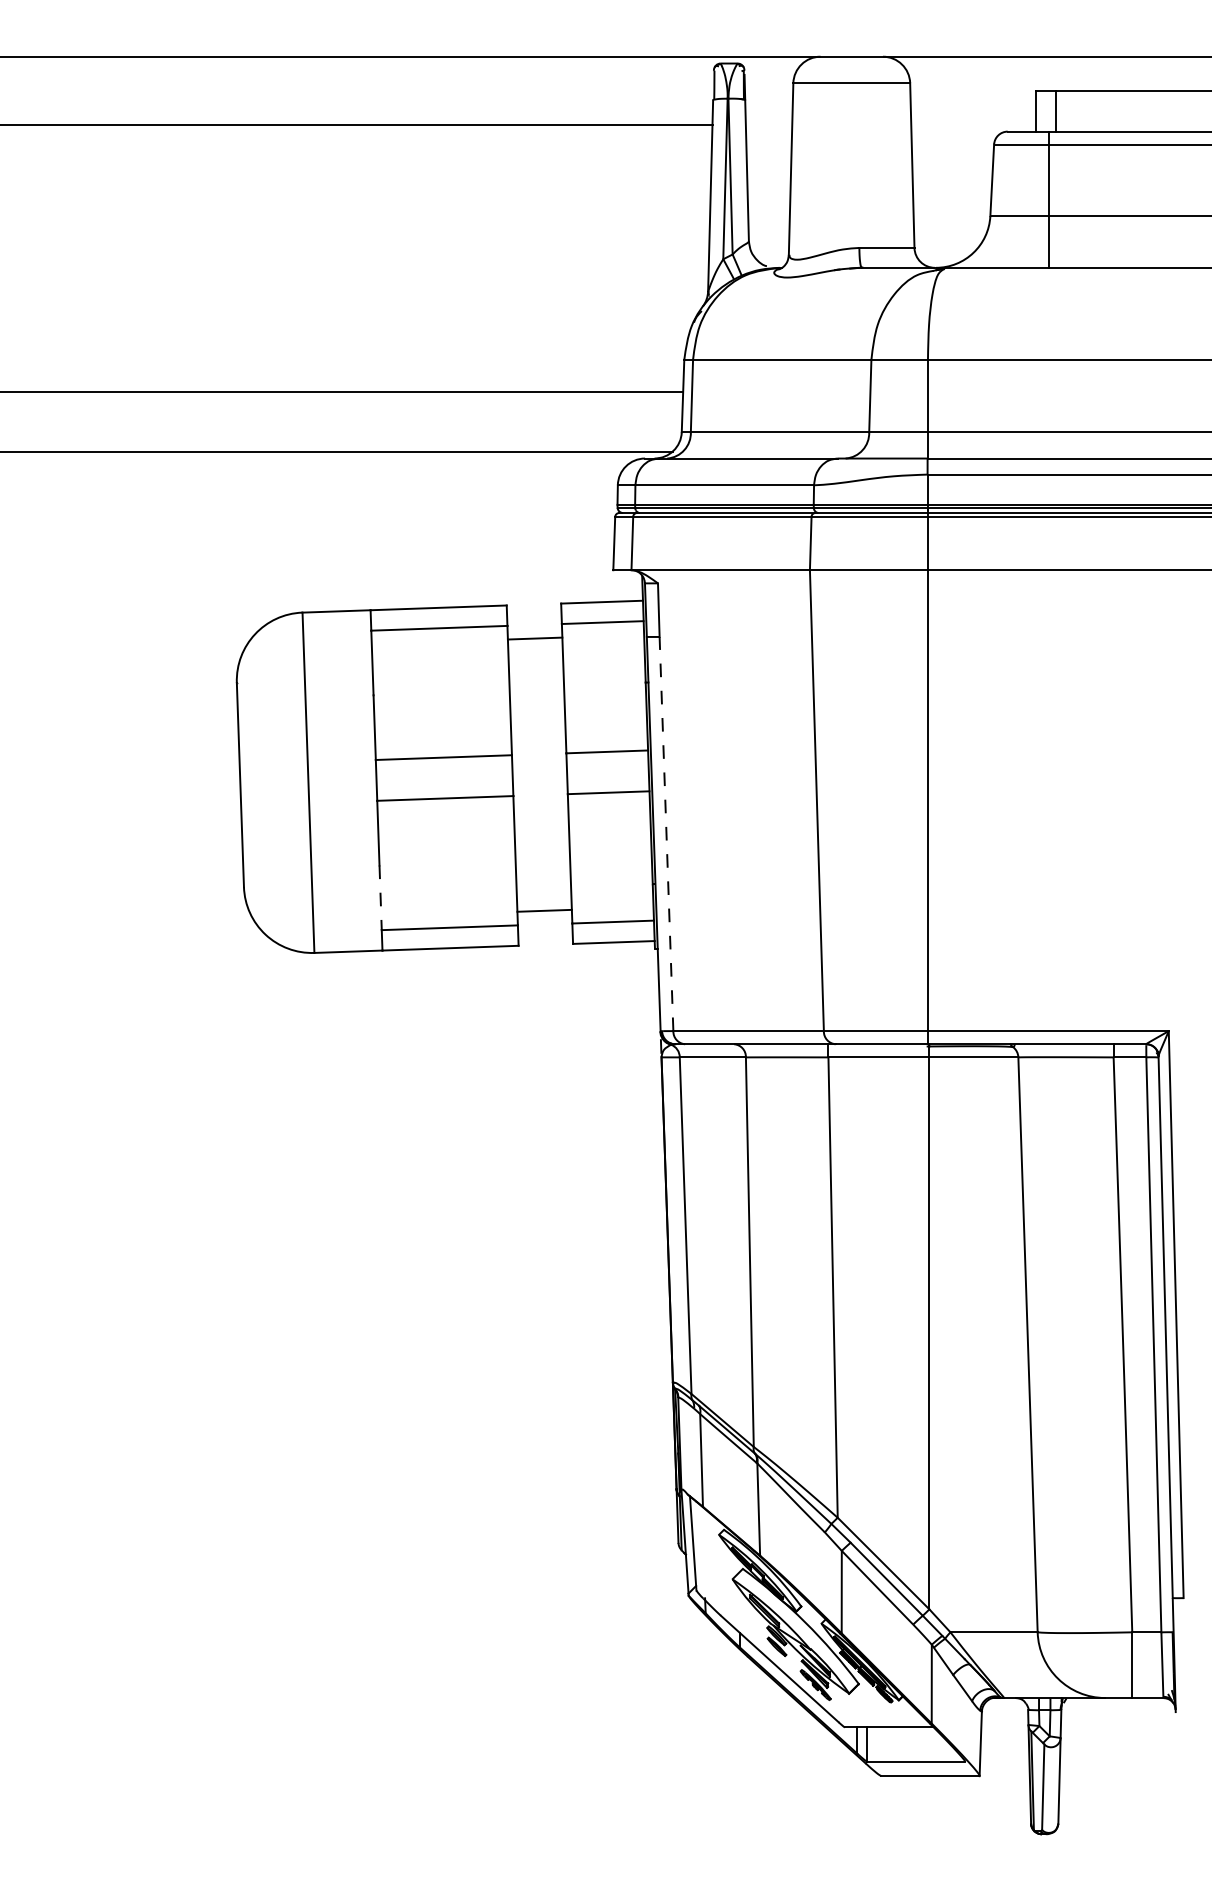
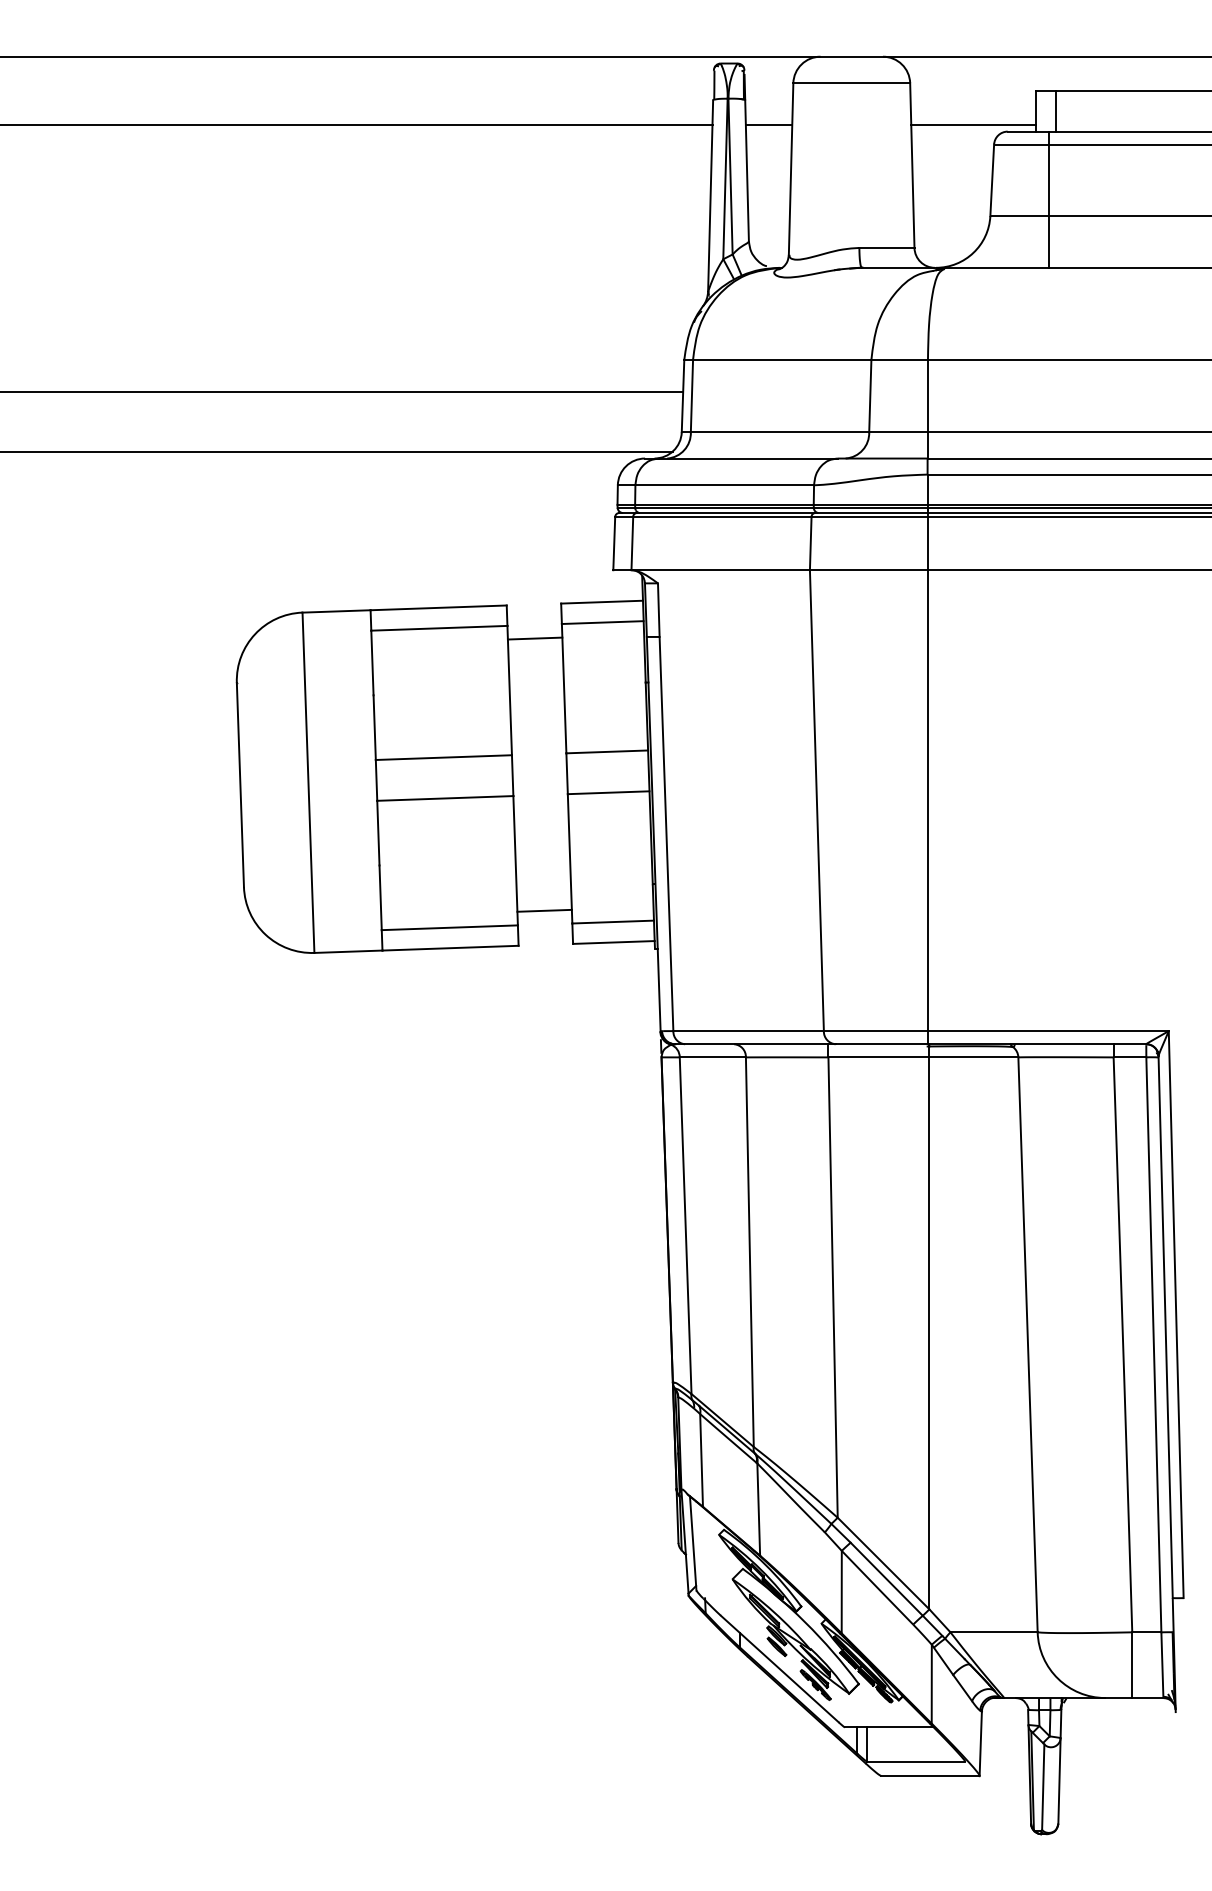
line: none -> present (768, 124)
line: none -> present (973, 124)
line: dashed -> solid (666, 833)
line: dashed -> solid (380, 898)
